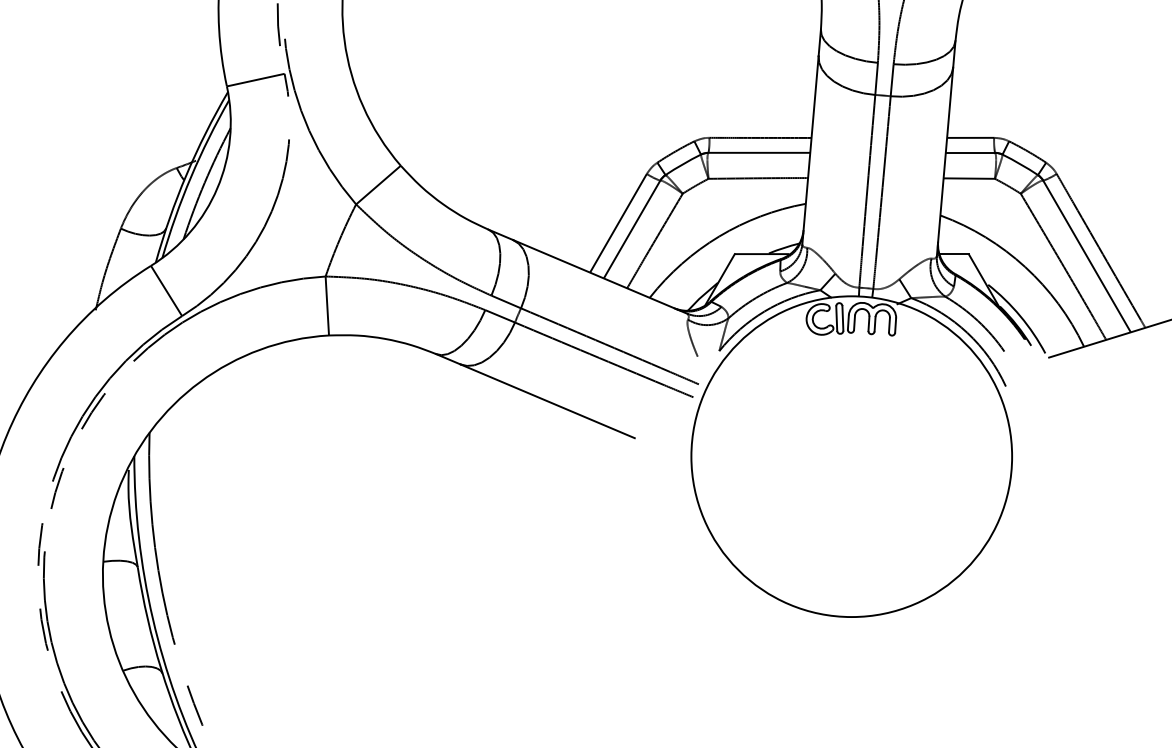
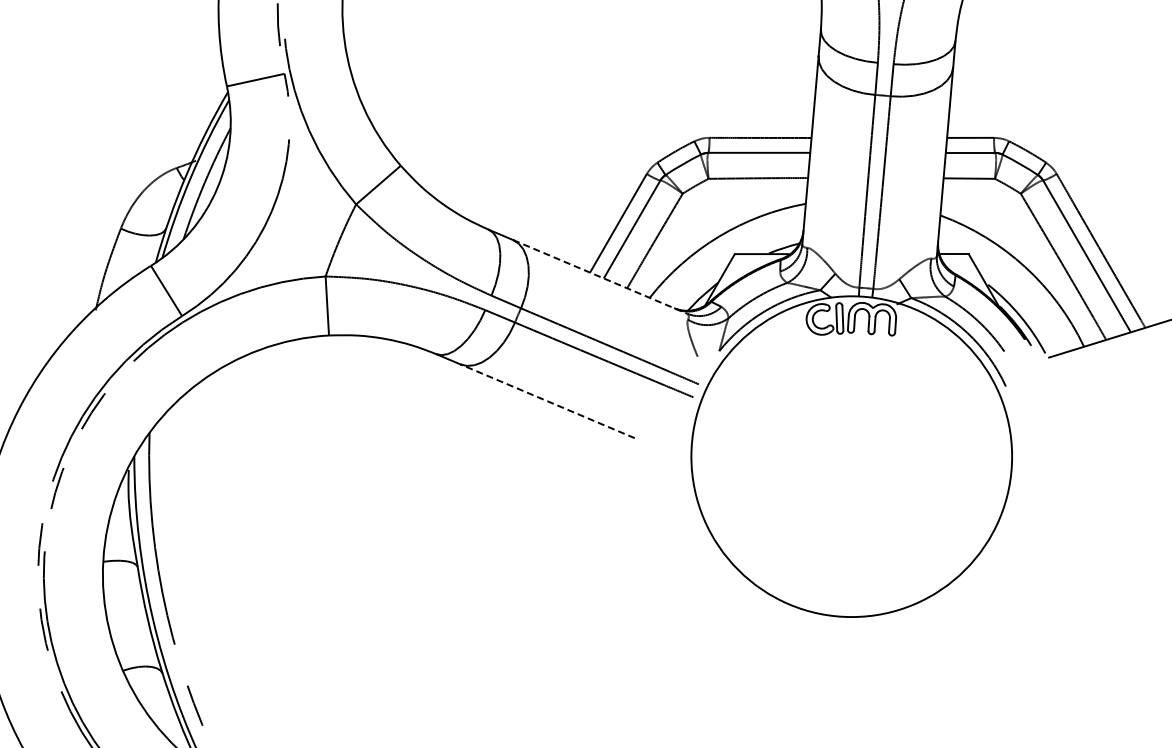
line: solid -> dashed (600, 276)
line: solid -> dashed (547, 401)
